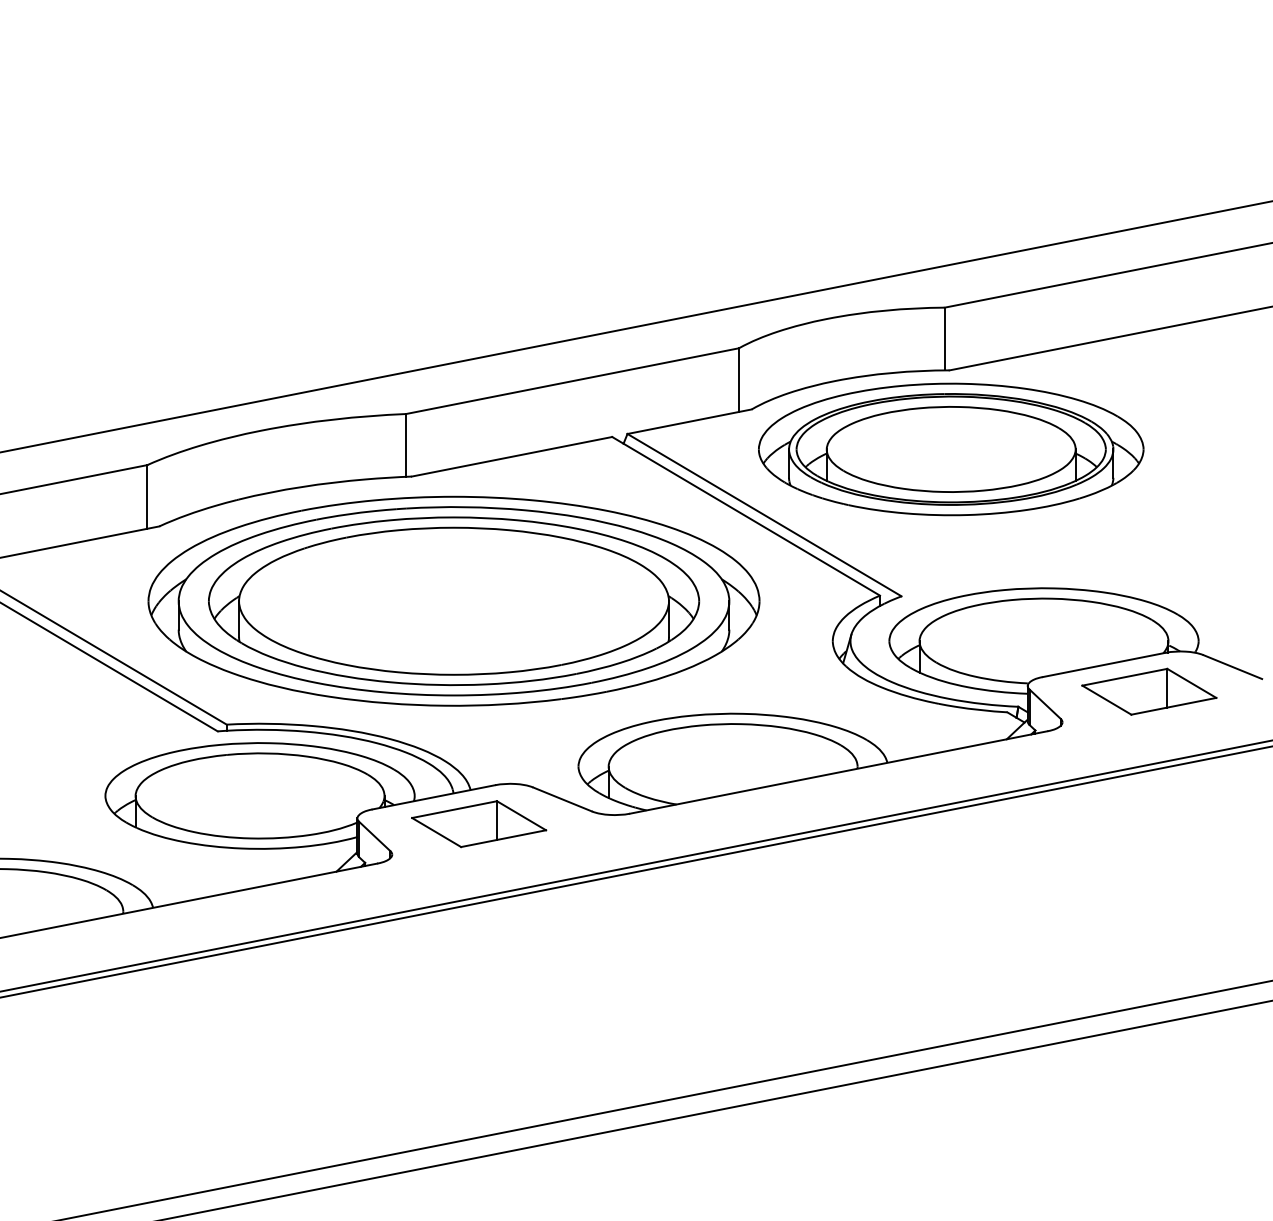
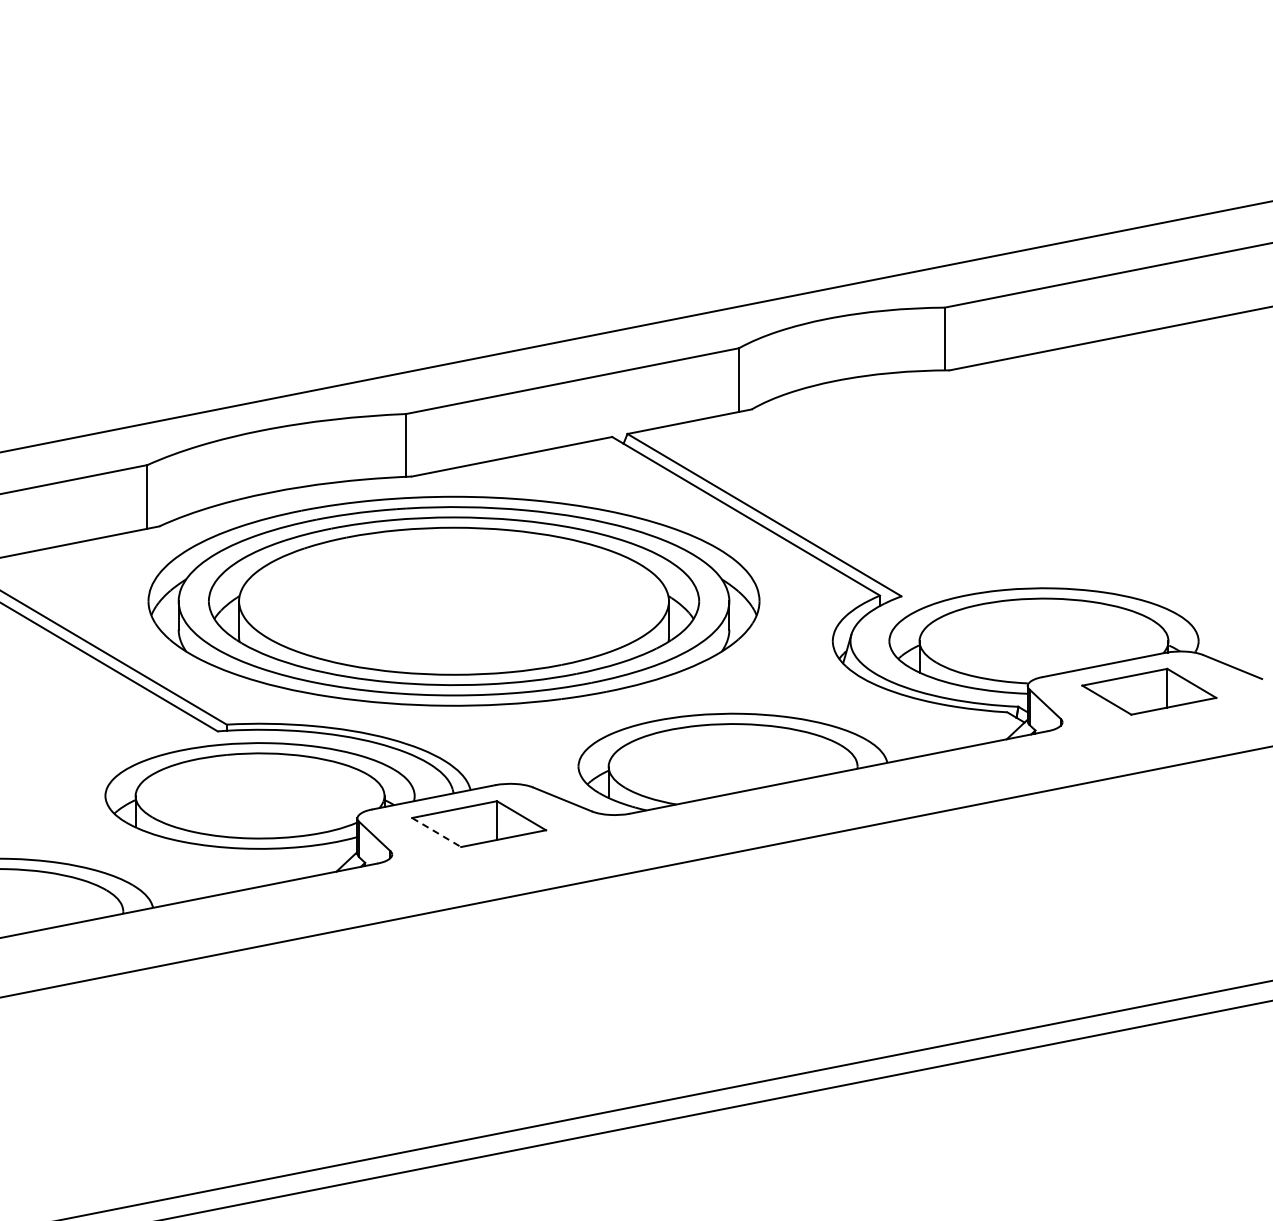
part: present -> none (951, 449)
line: solid -> dashed (437, 832)
line: present -> none (635, 866)
